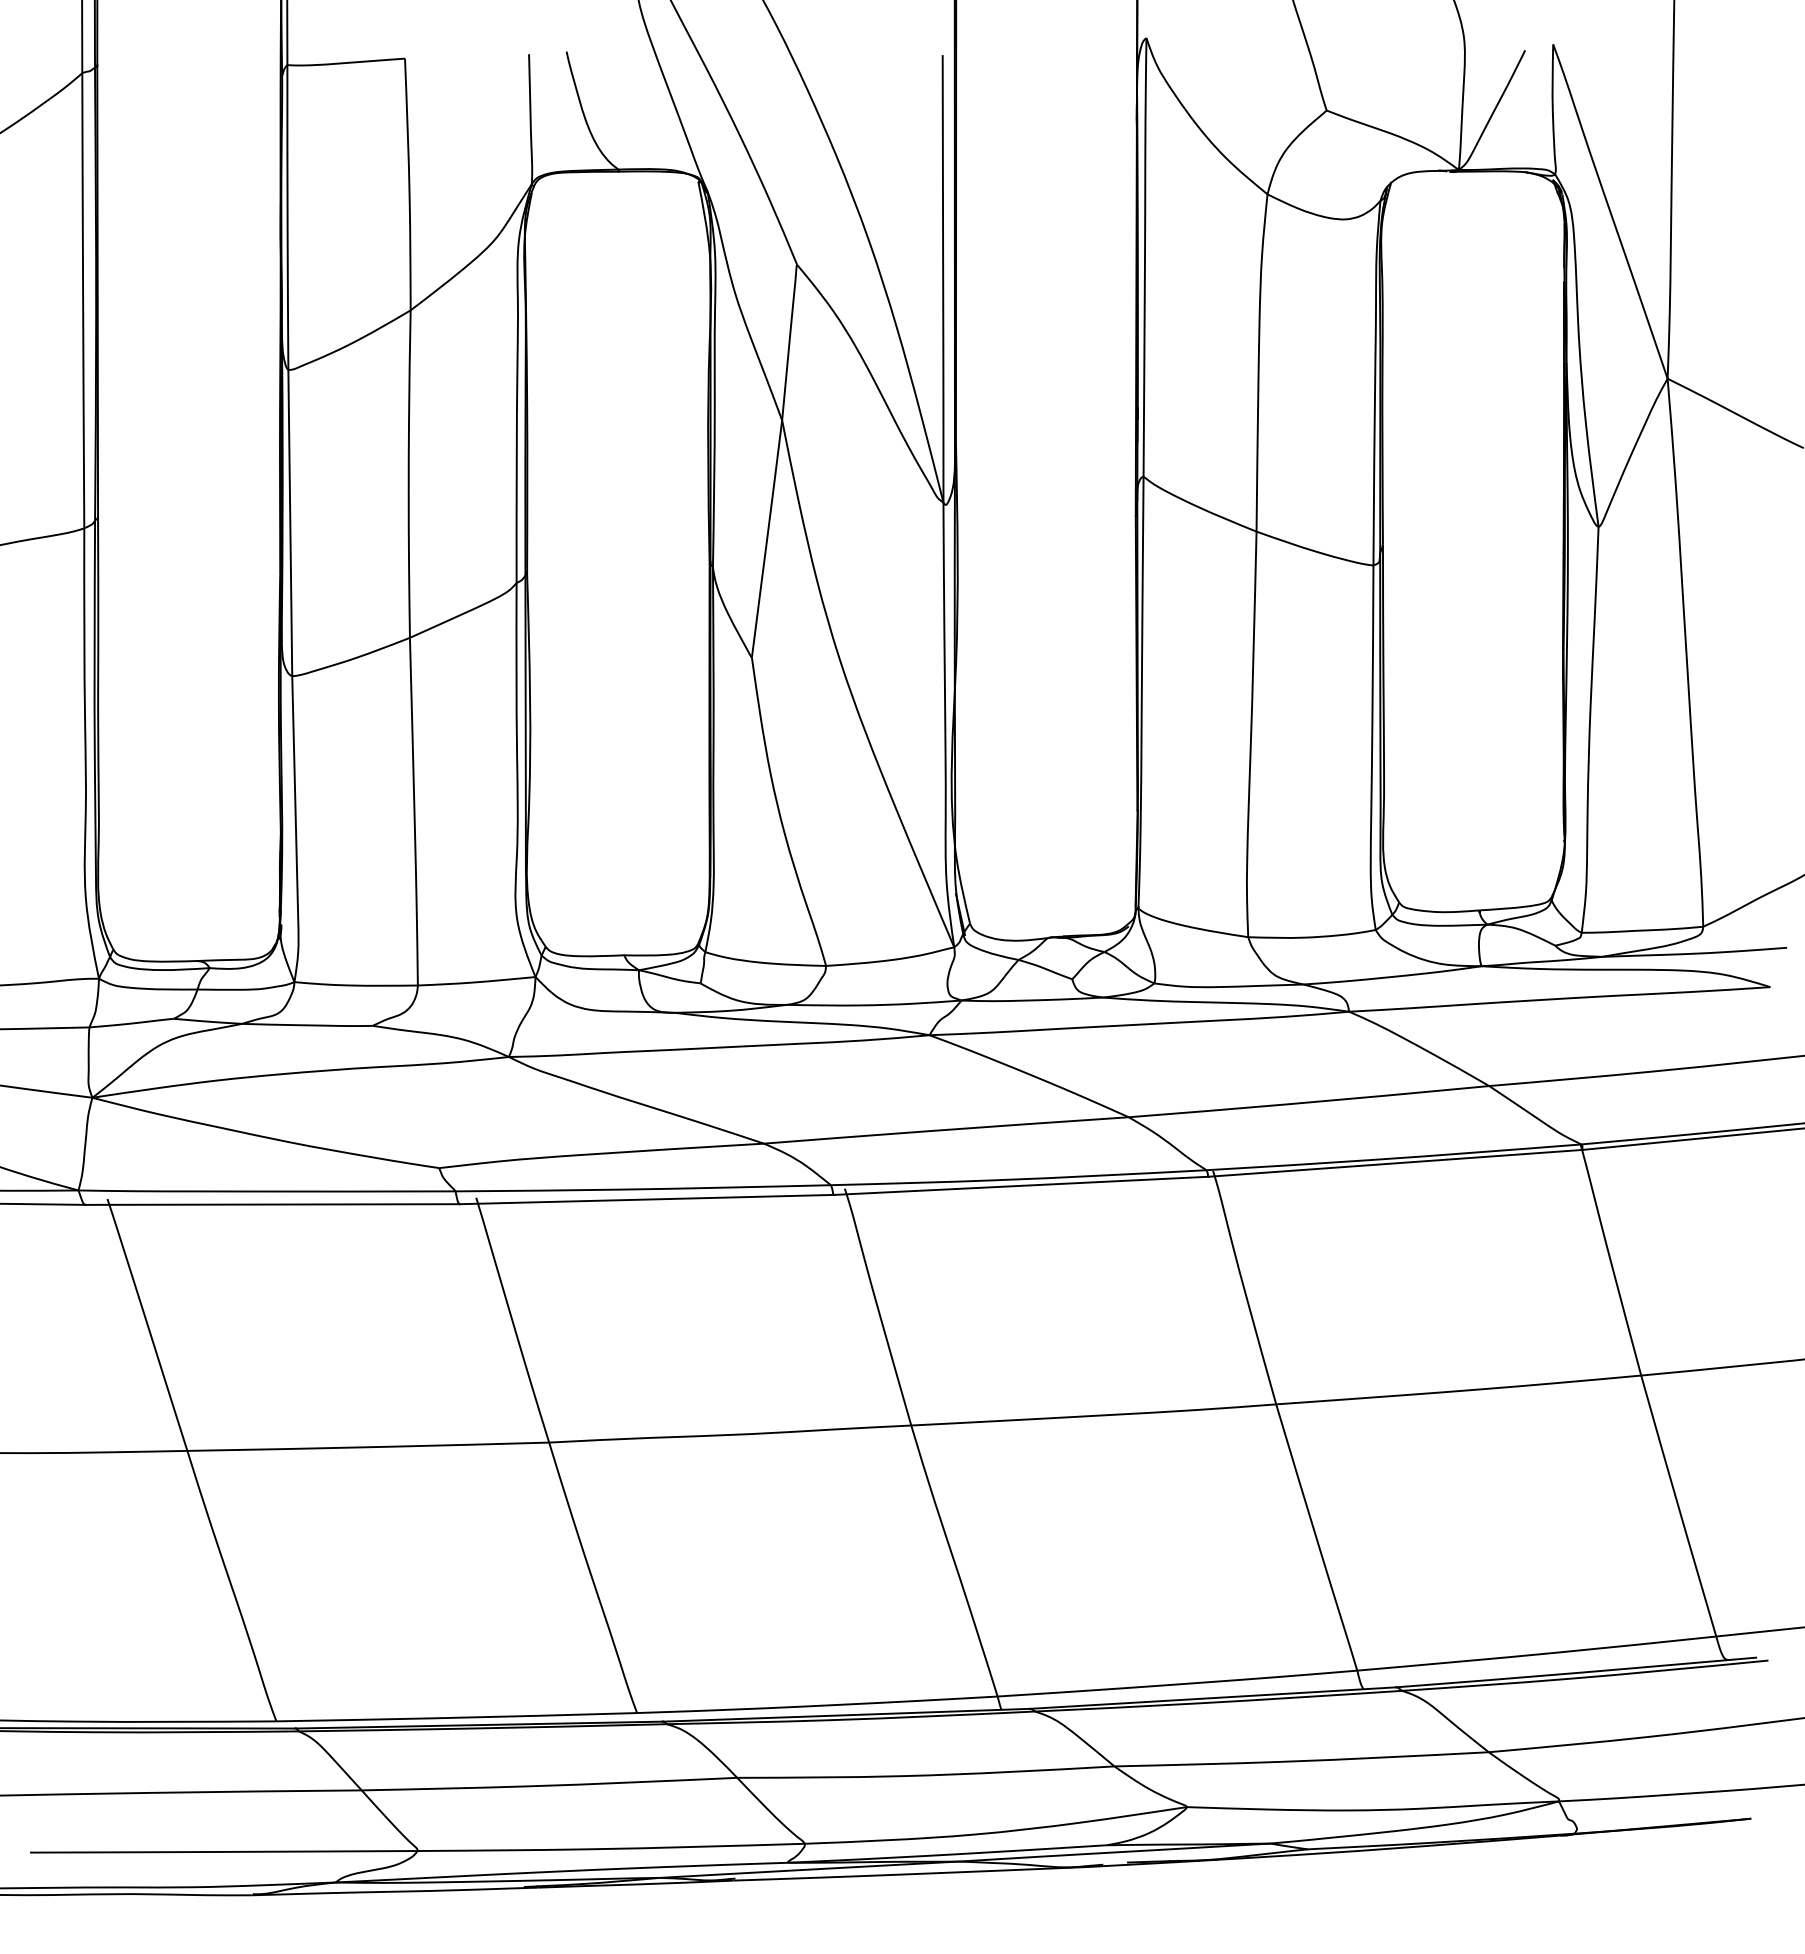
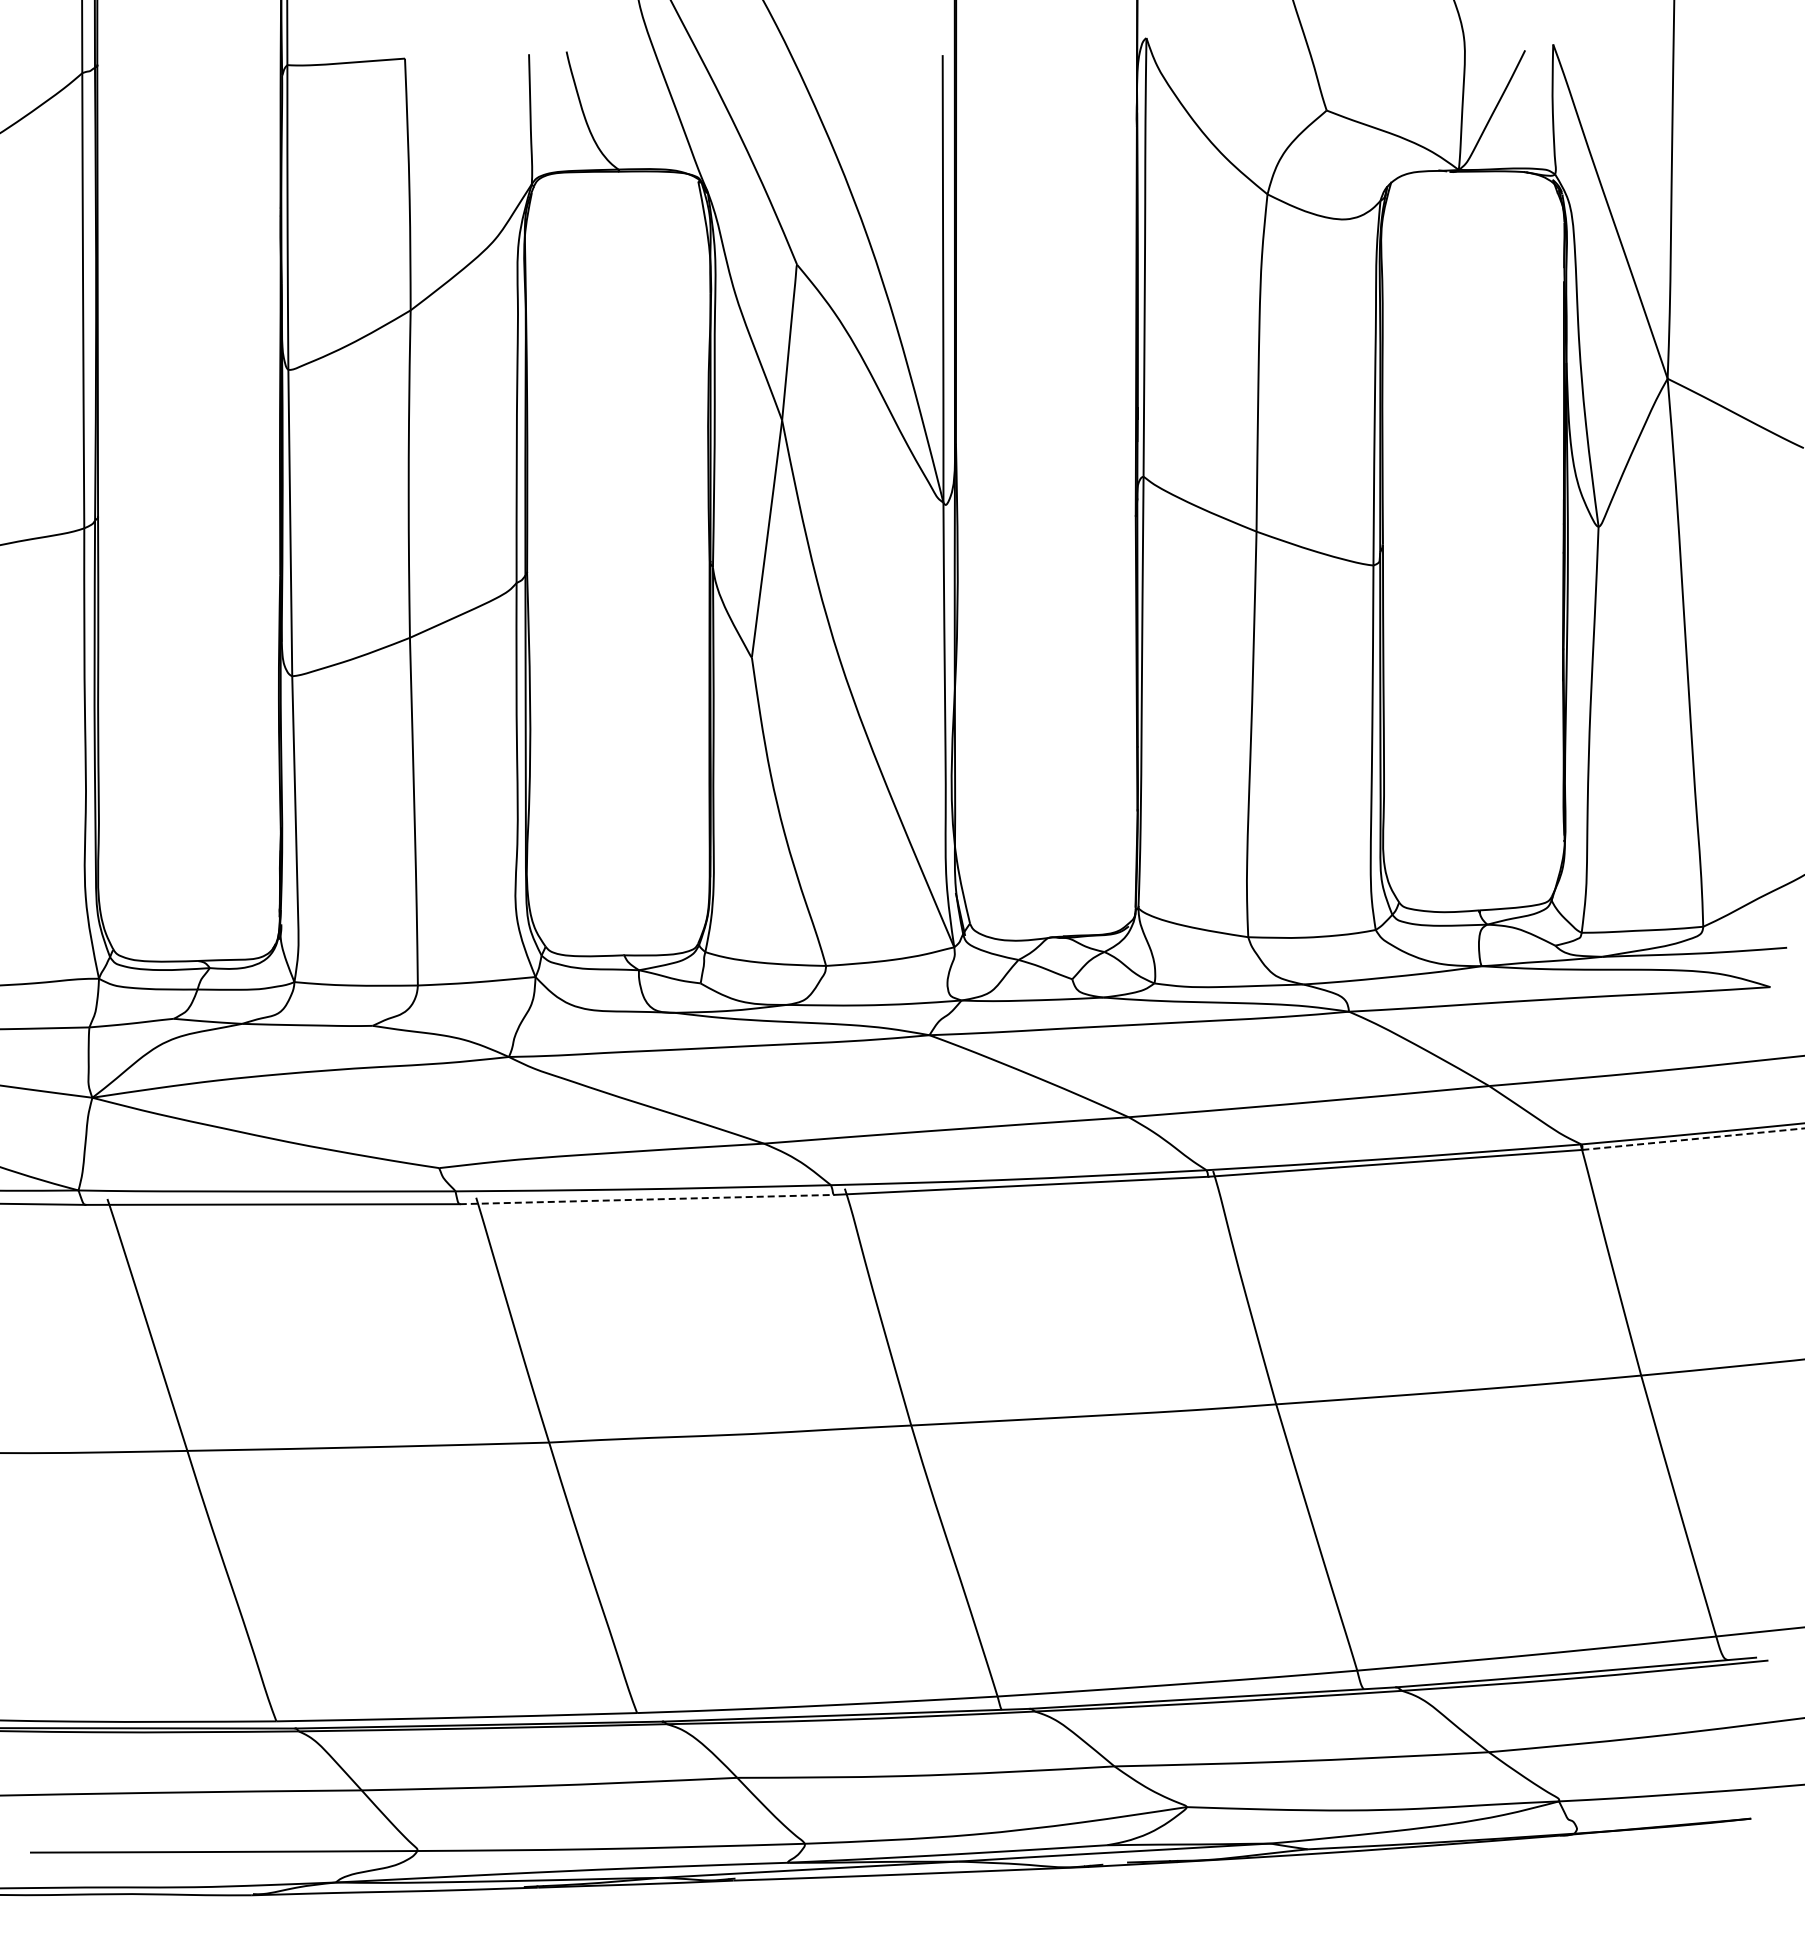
line: solid -> dashed (1693, 1139)
line: solid -> dashed (647, 1199)
